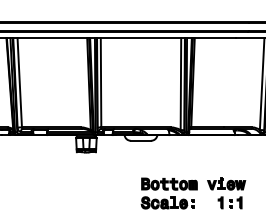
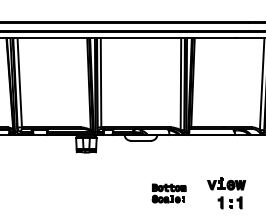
part size: 58x33 px -> 36x21 px (168, 193)
